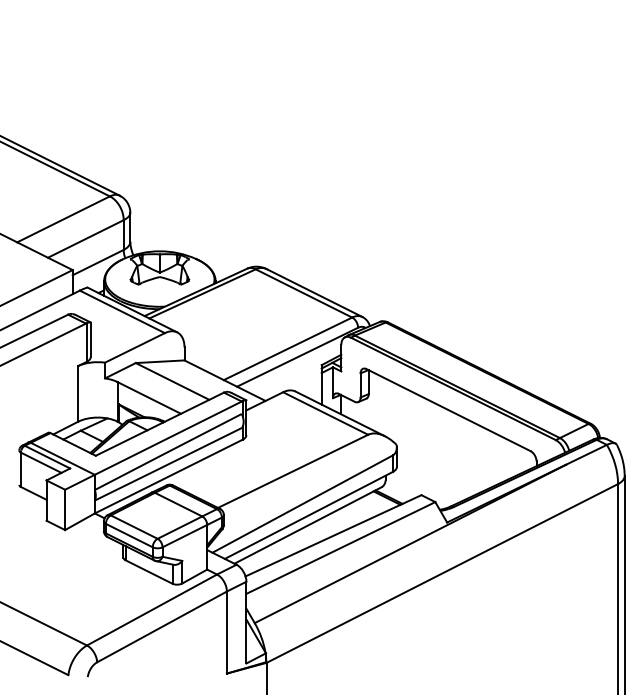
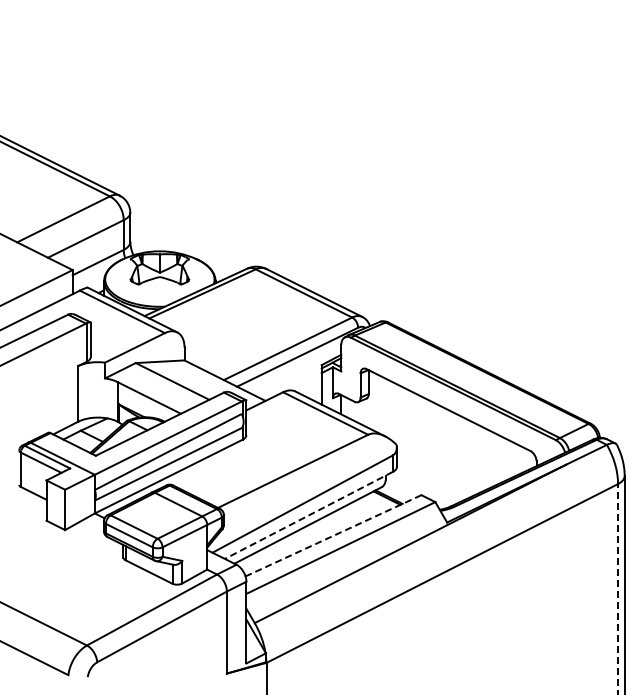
line: solid -> dashed (308, 515)
line: solid -> dashed (333, 535)
line: solid -> dashed (618, 589)
